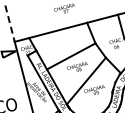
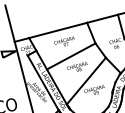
text position: (64, 8) -> (64, 41) (64, 41)
line: dashed -> solid (10, 23)
